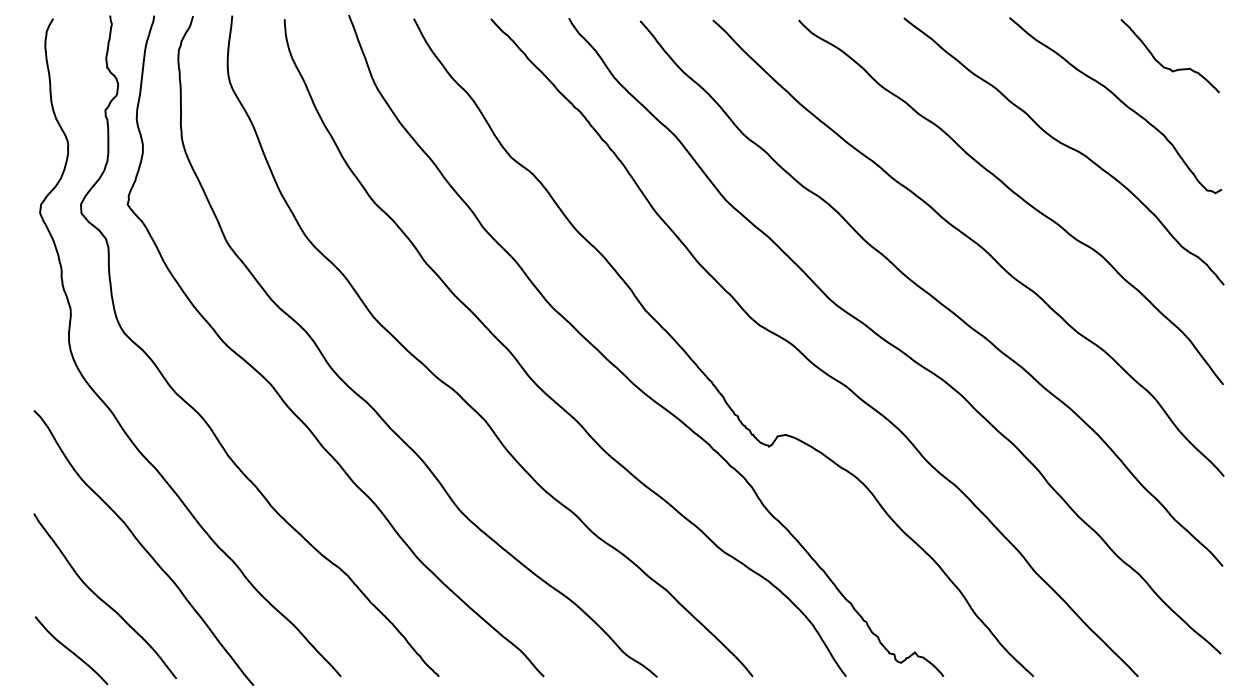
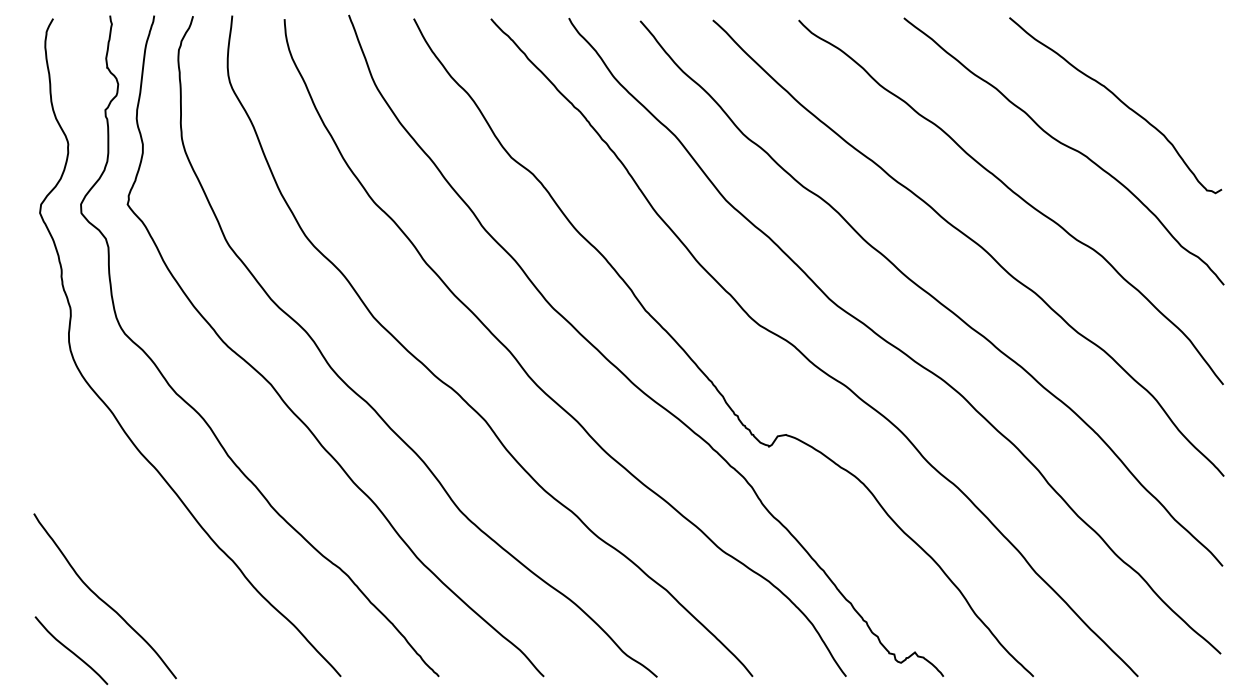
curve: present -> none (1161, 63)
curve: present -> none (143, 547)
